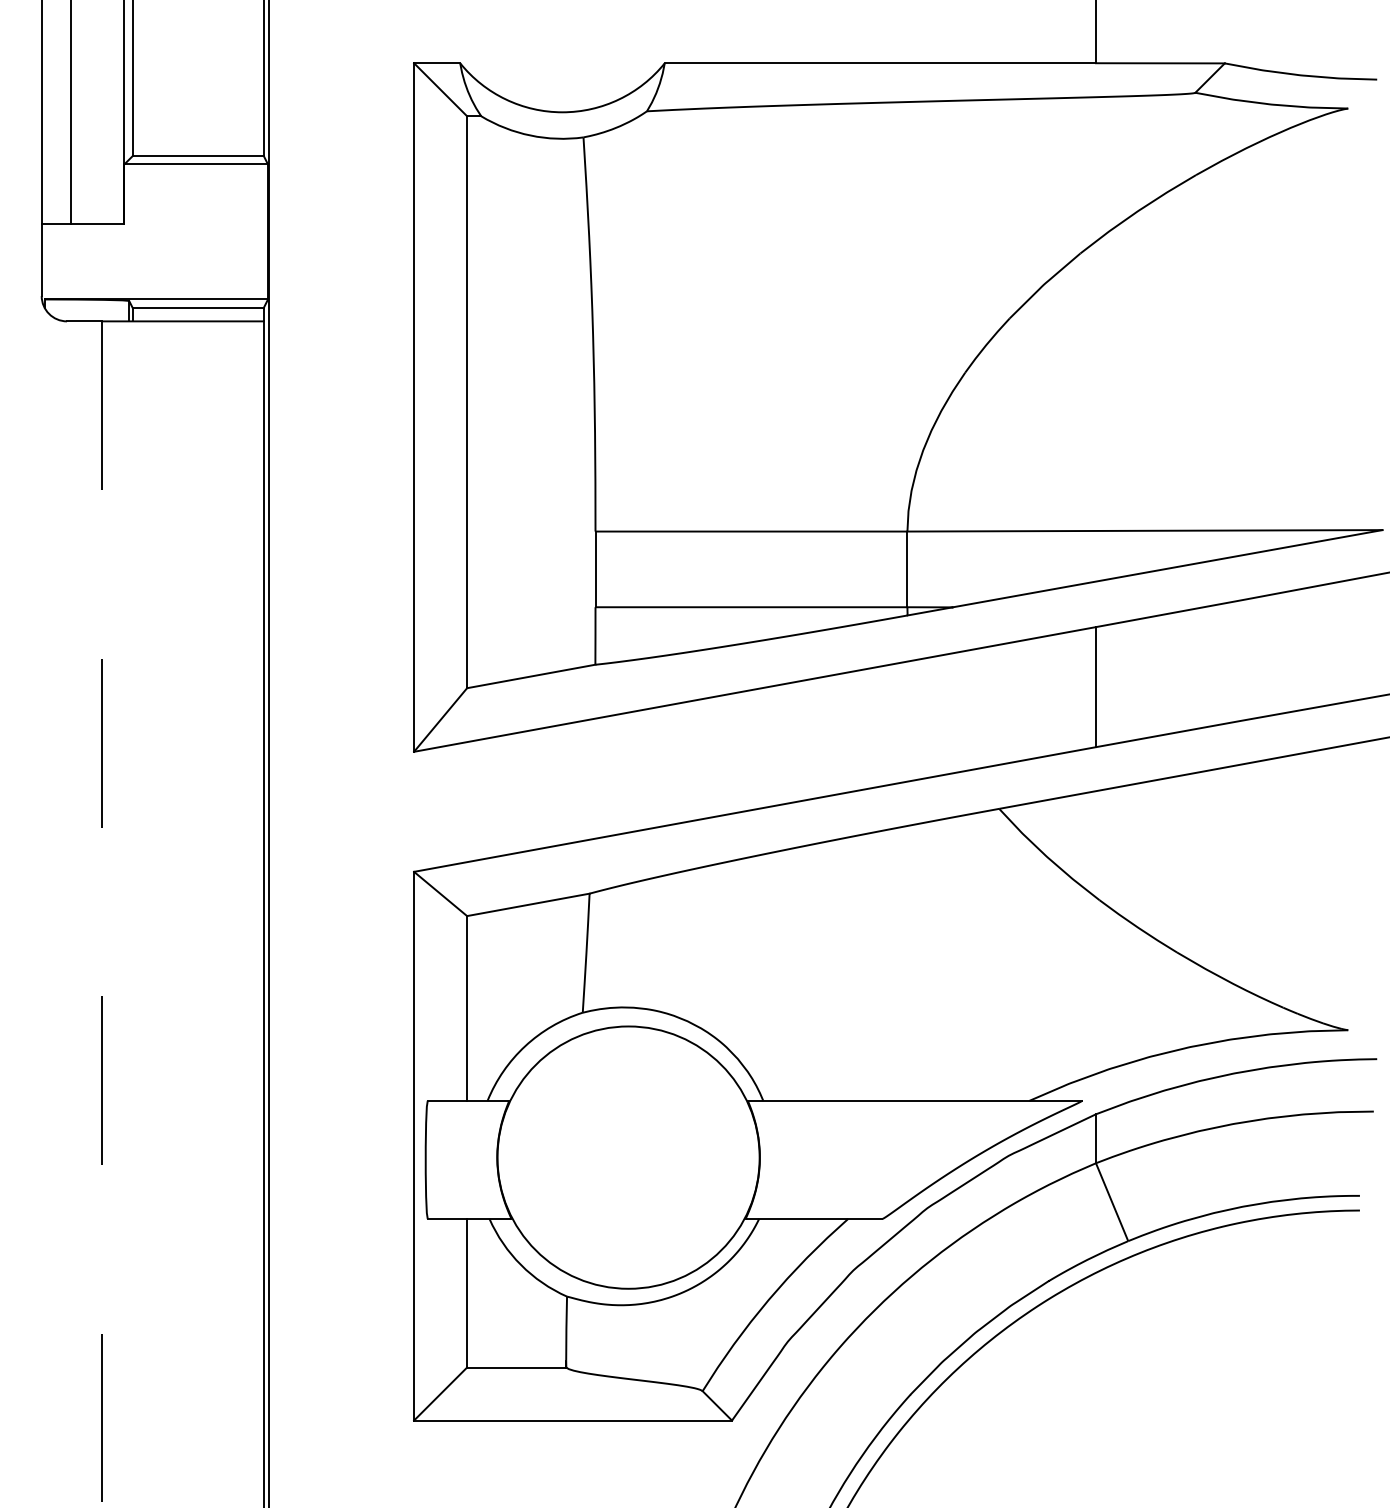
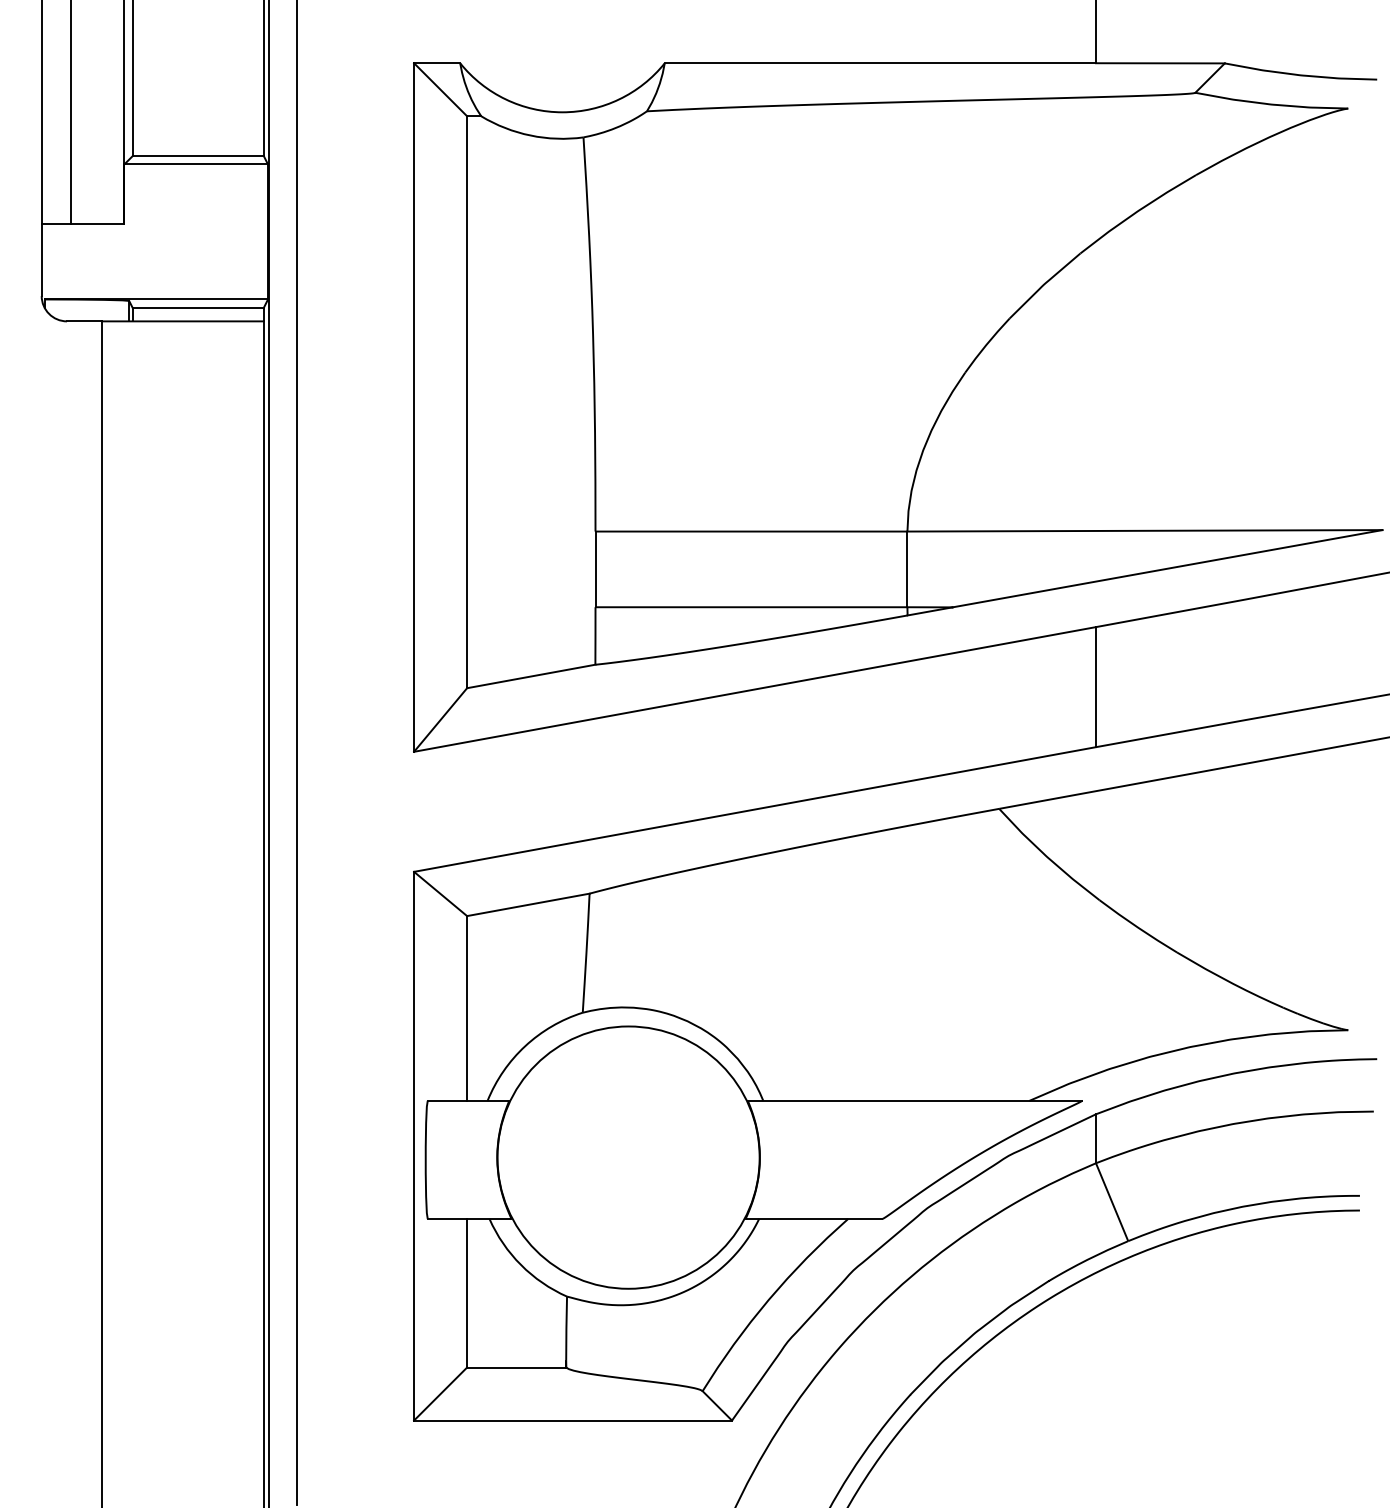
line: none -> present (297, 753)
line: dashed -> solid (101, 914)
